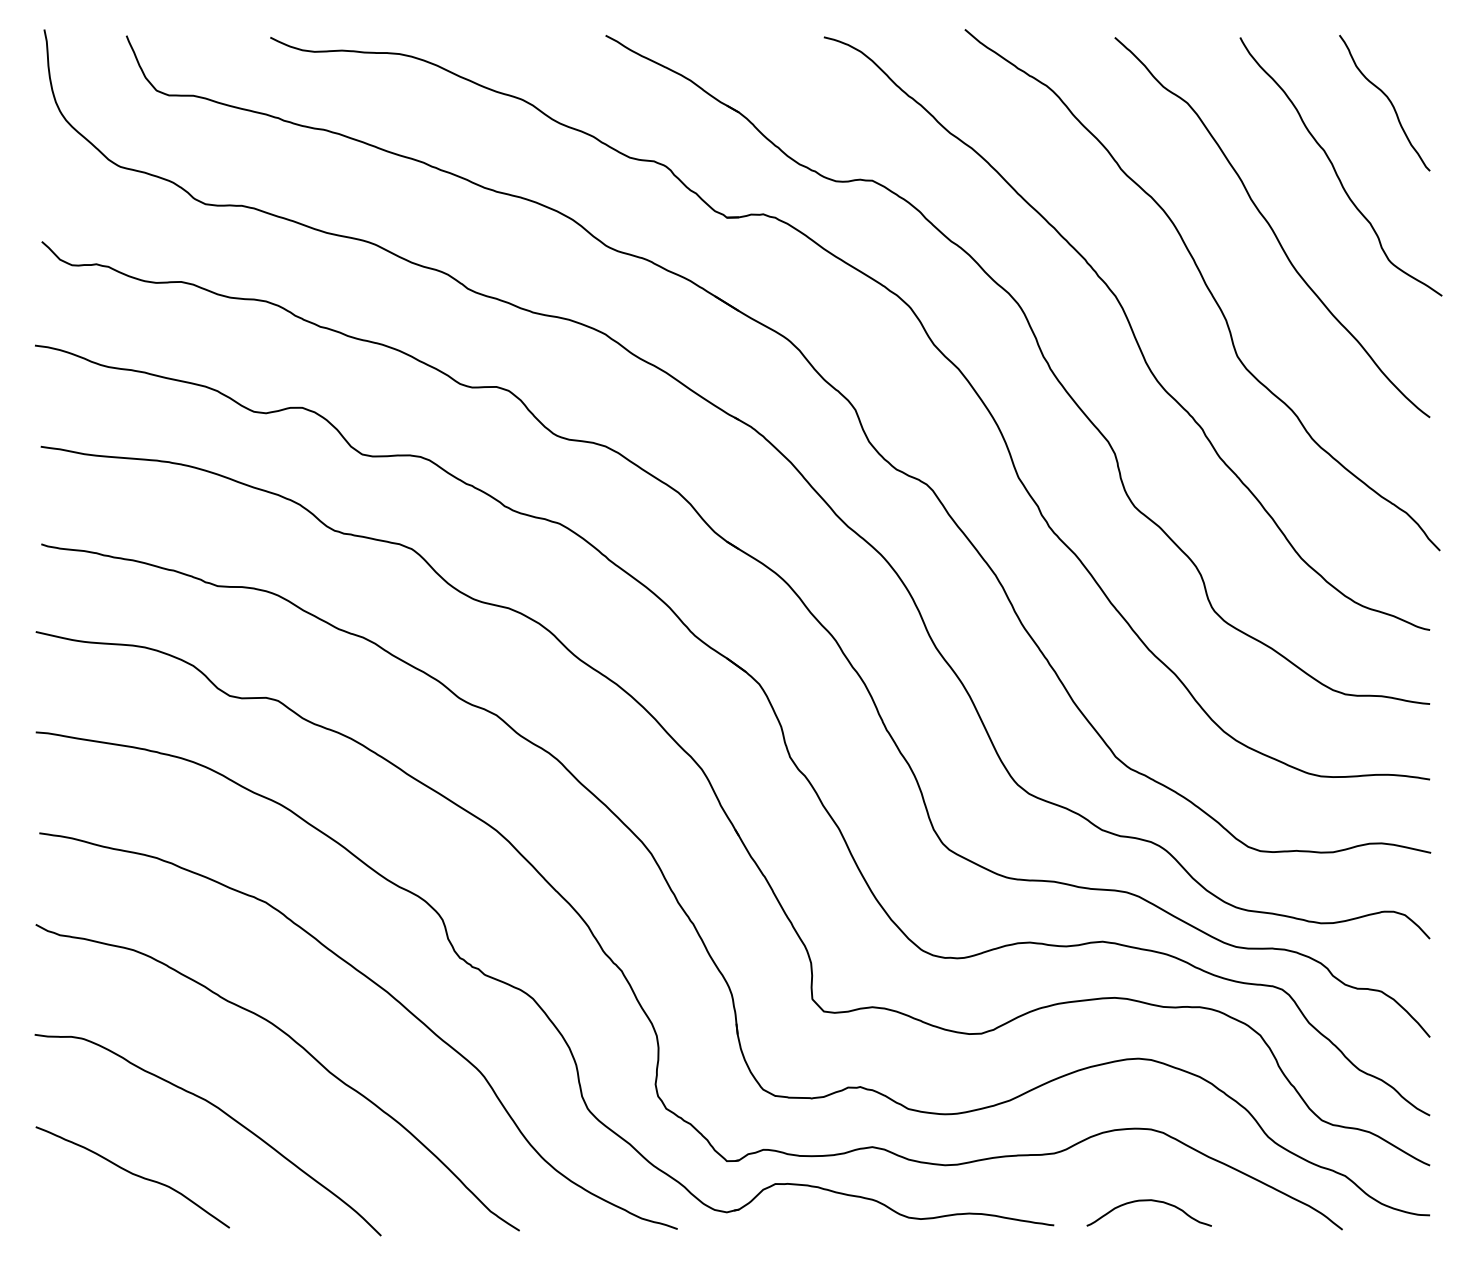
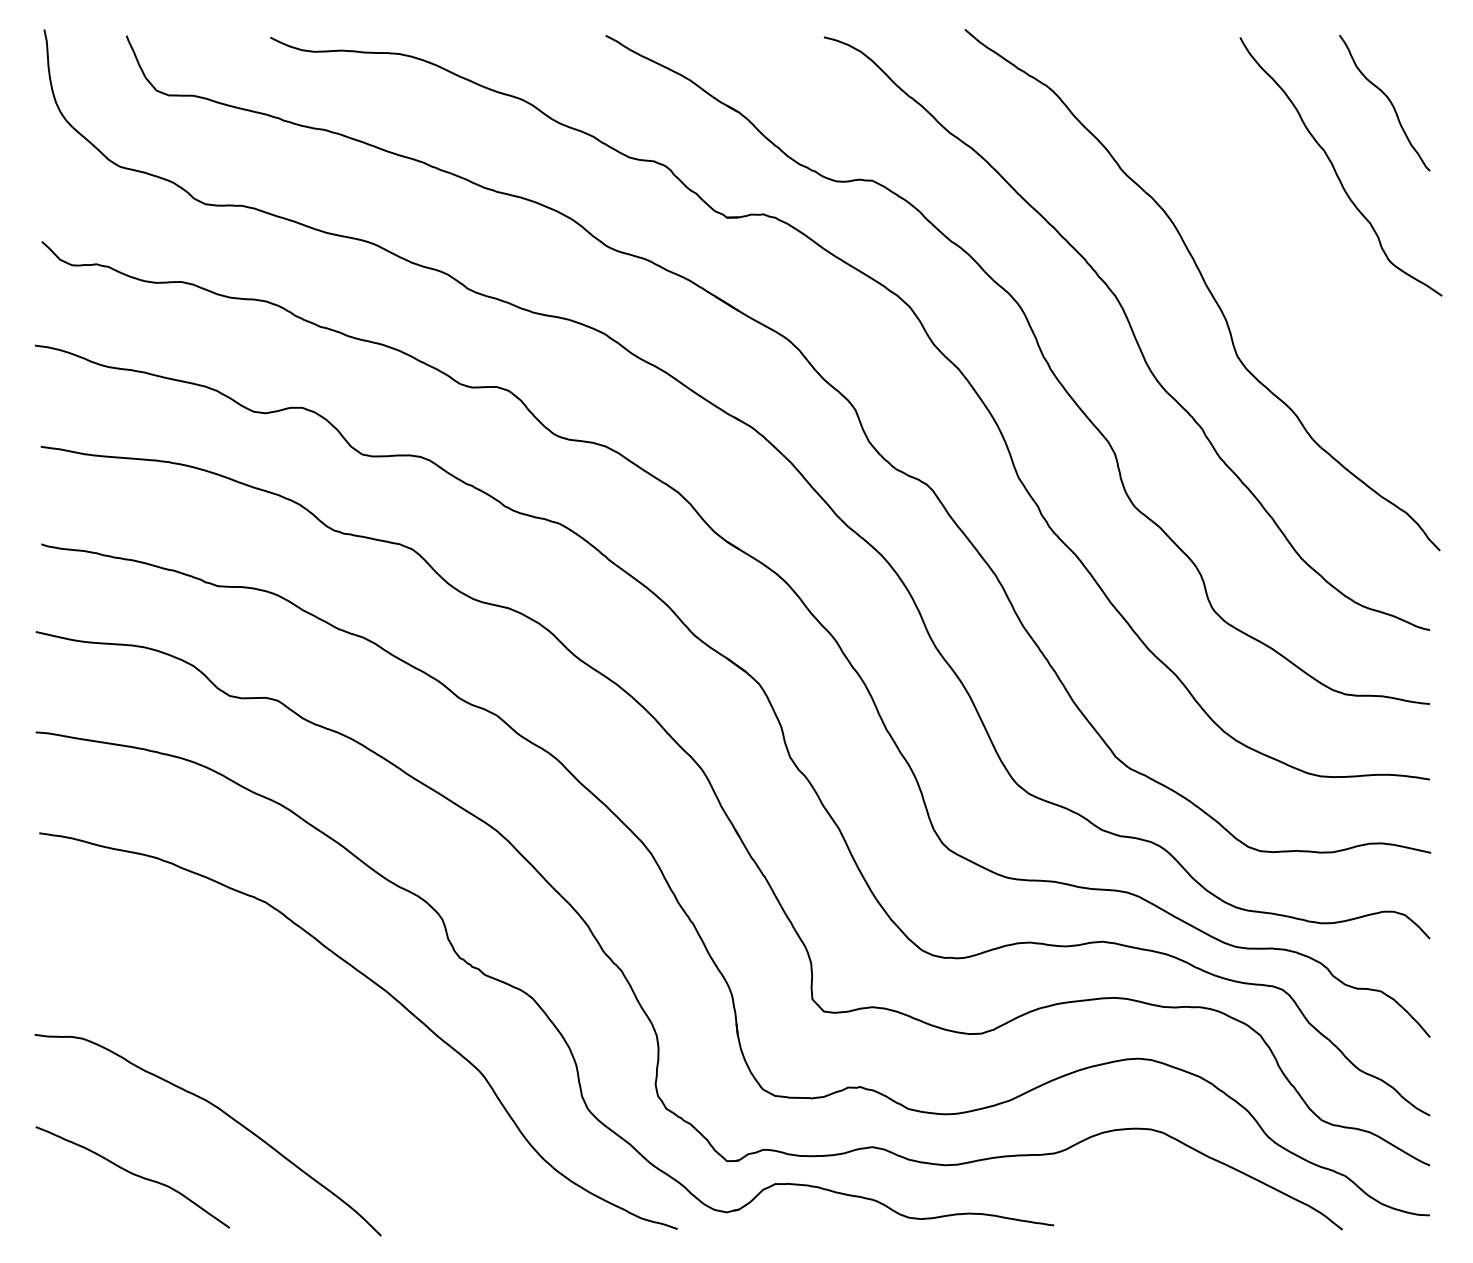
curve: present -> none (1271, 227)
curve: present -> none (299, 1046)
curve: present -> none (1148, 1201)
